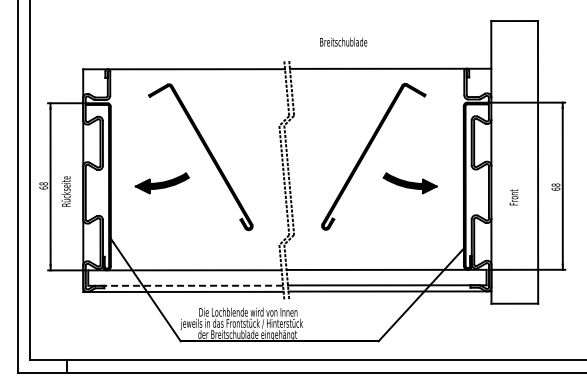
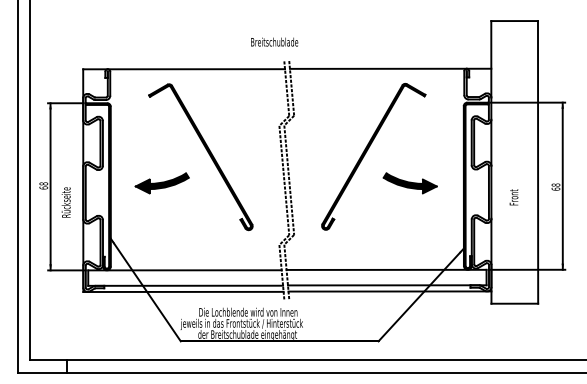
text position: (343, 41) -> (274, 41) (274, 41)
text position: (65, 191) -> (65, 202) (65, 202)
line: dashed -> solid (185, 285)
